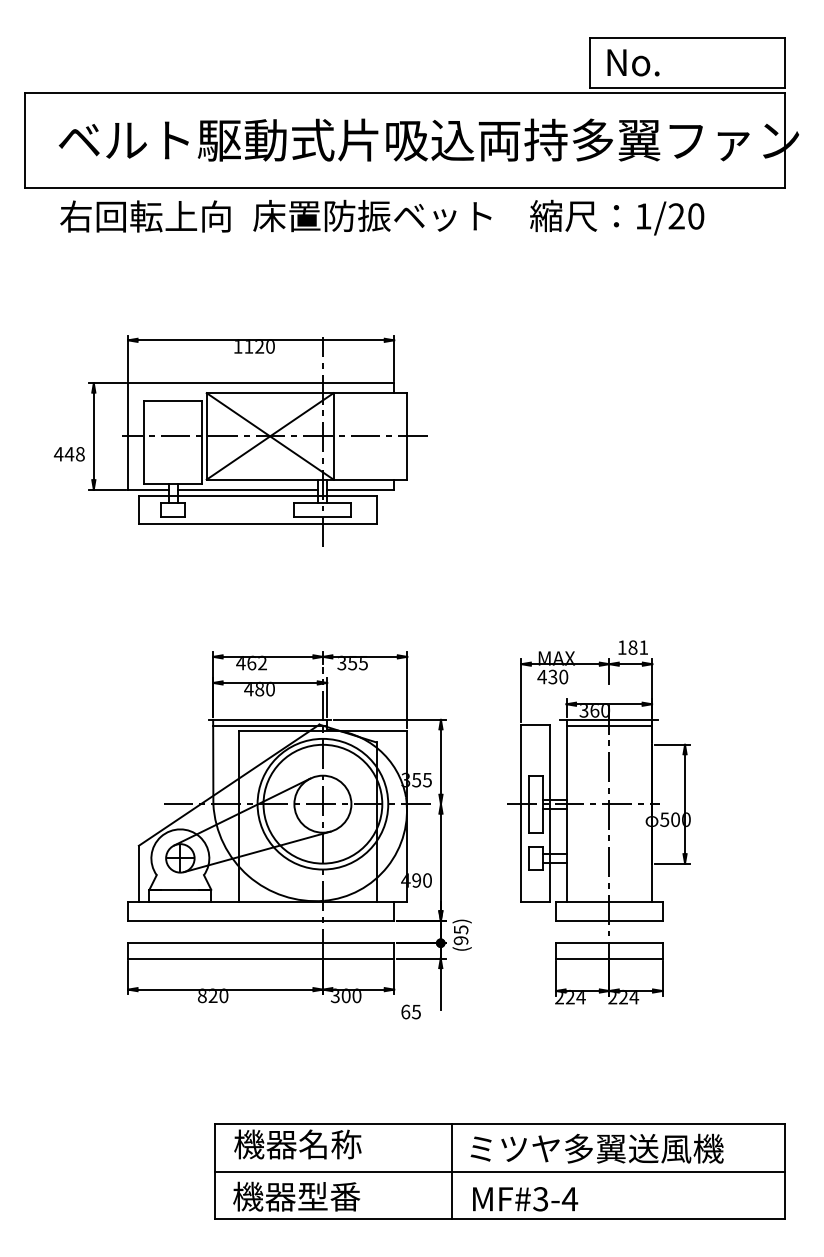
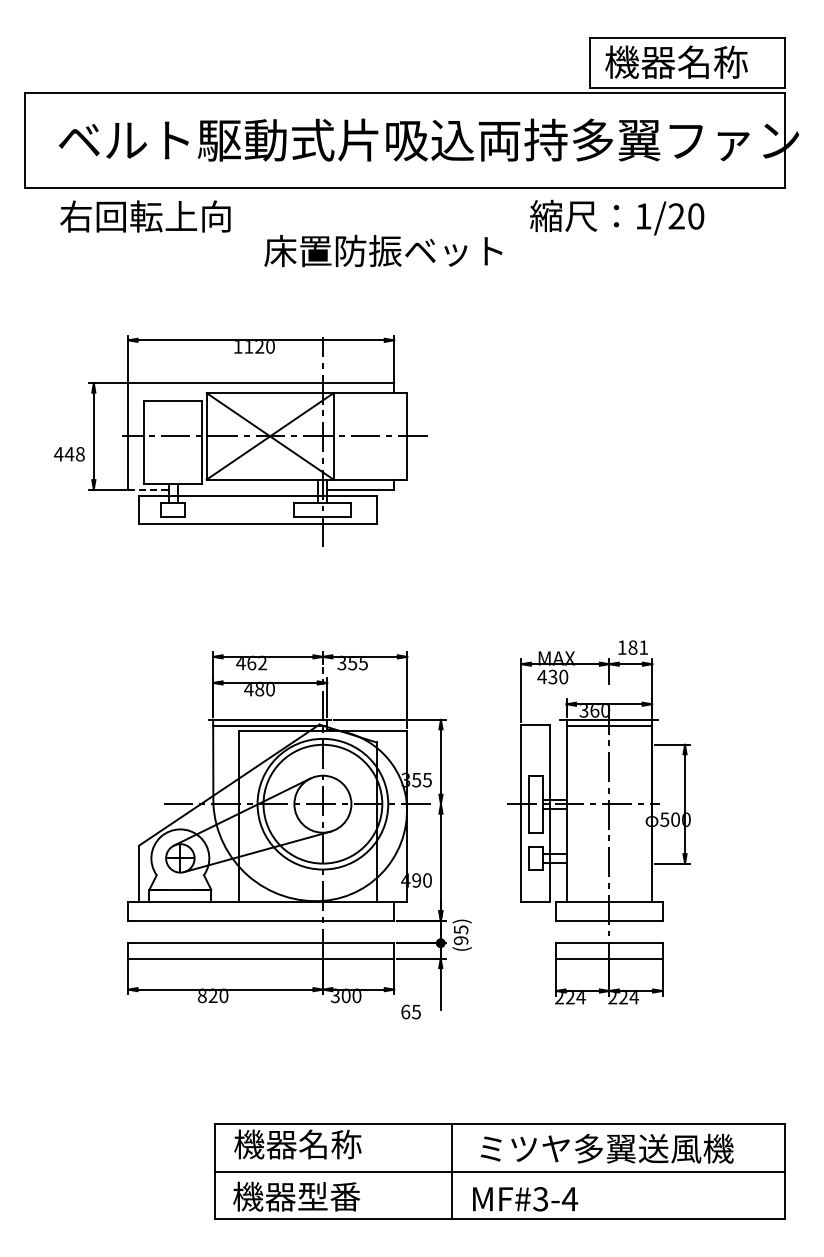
text: No. -> 機器名称 (676, 61)
text position: (372, 215) -> (383, 250) (383, 250)
line: solid -> dashed (148, 489)
line: present -> none (247, 489)
text position: (596, 1148) -> (606, 1148) (606, 1148)
